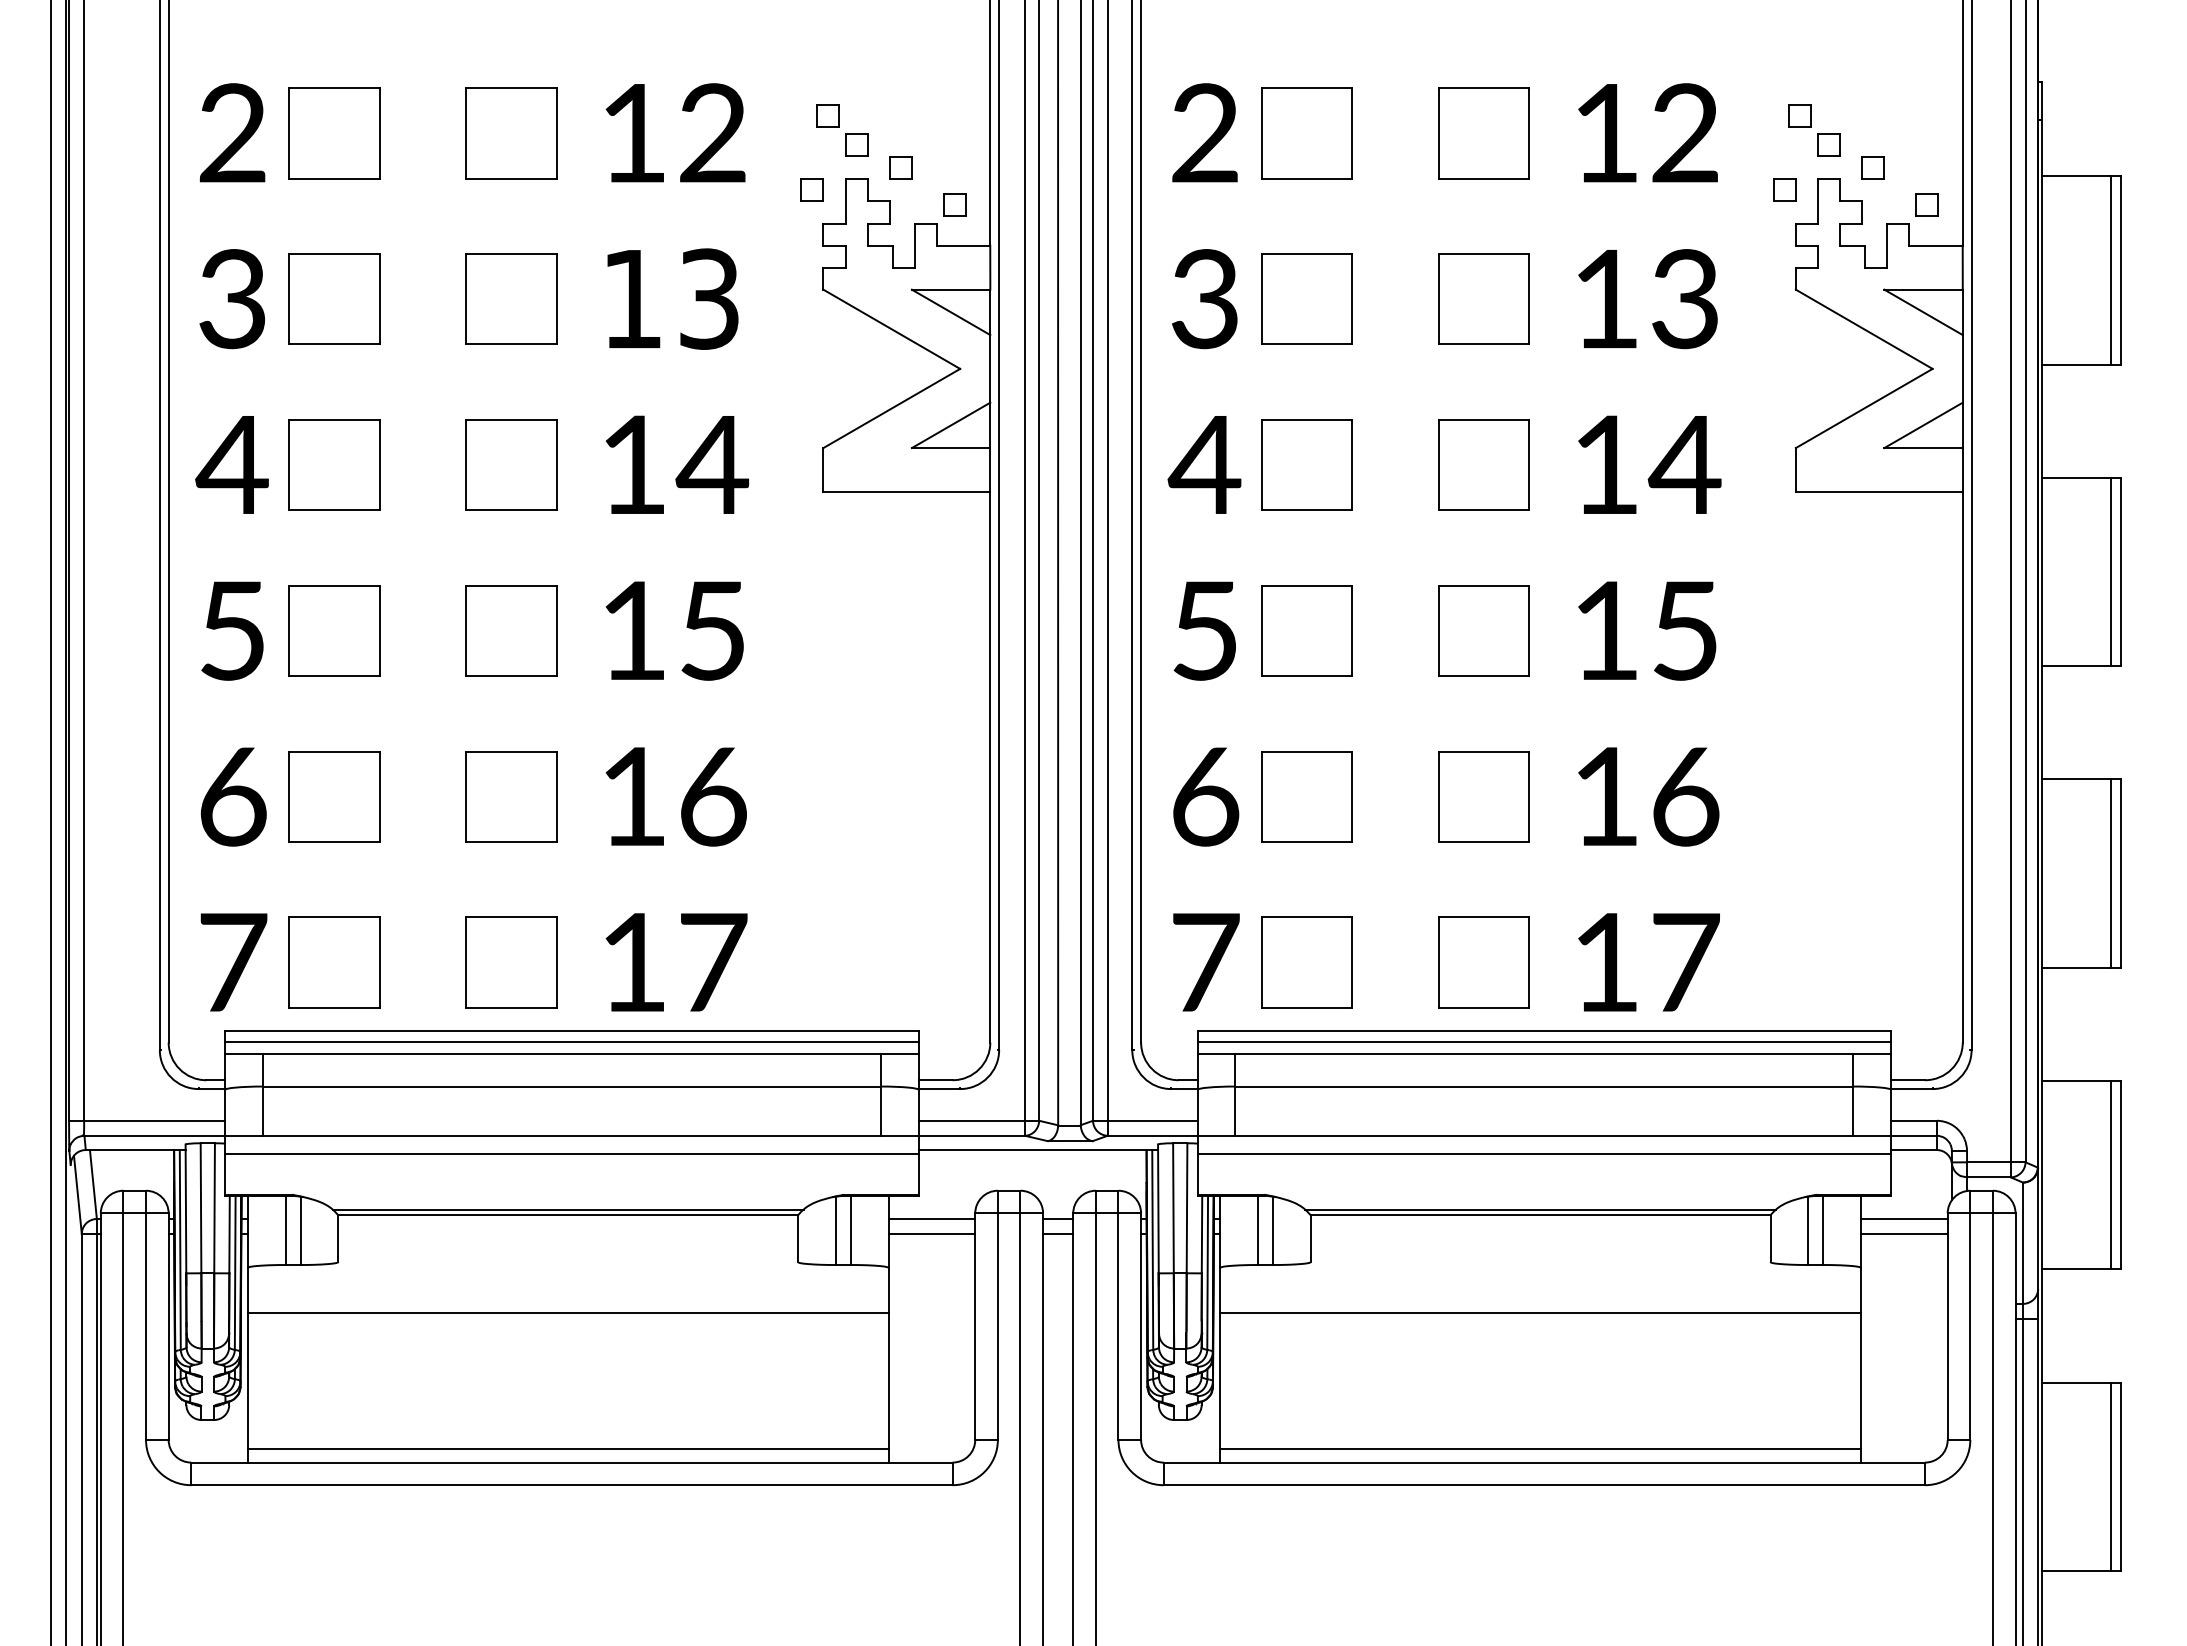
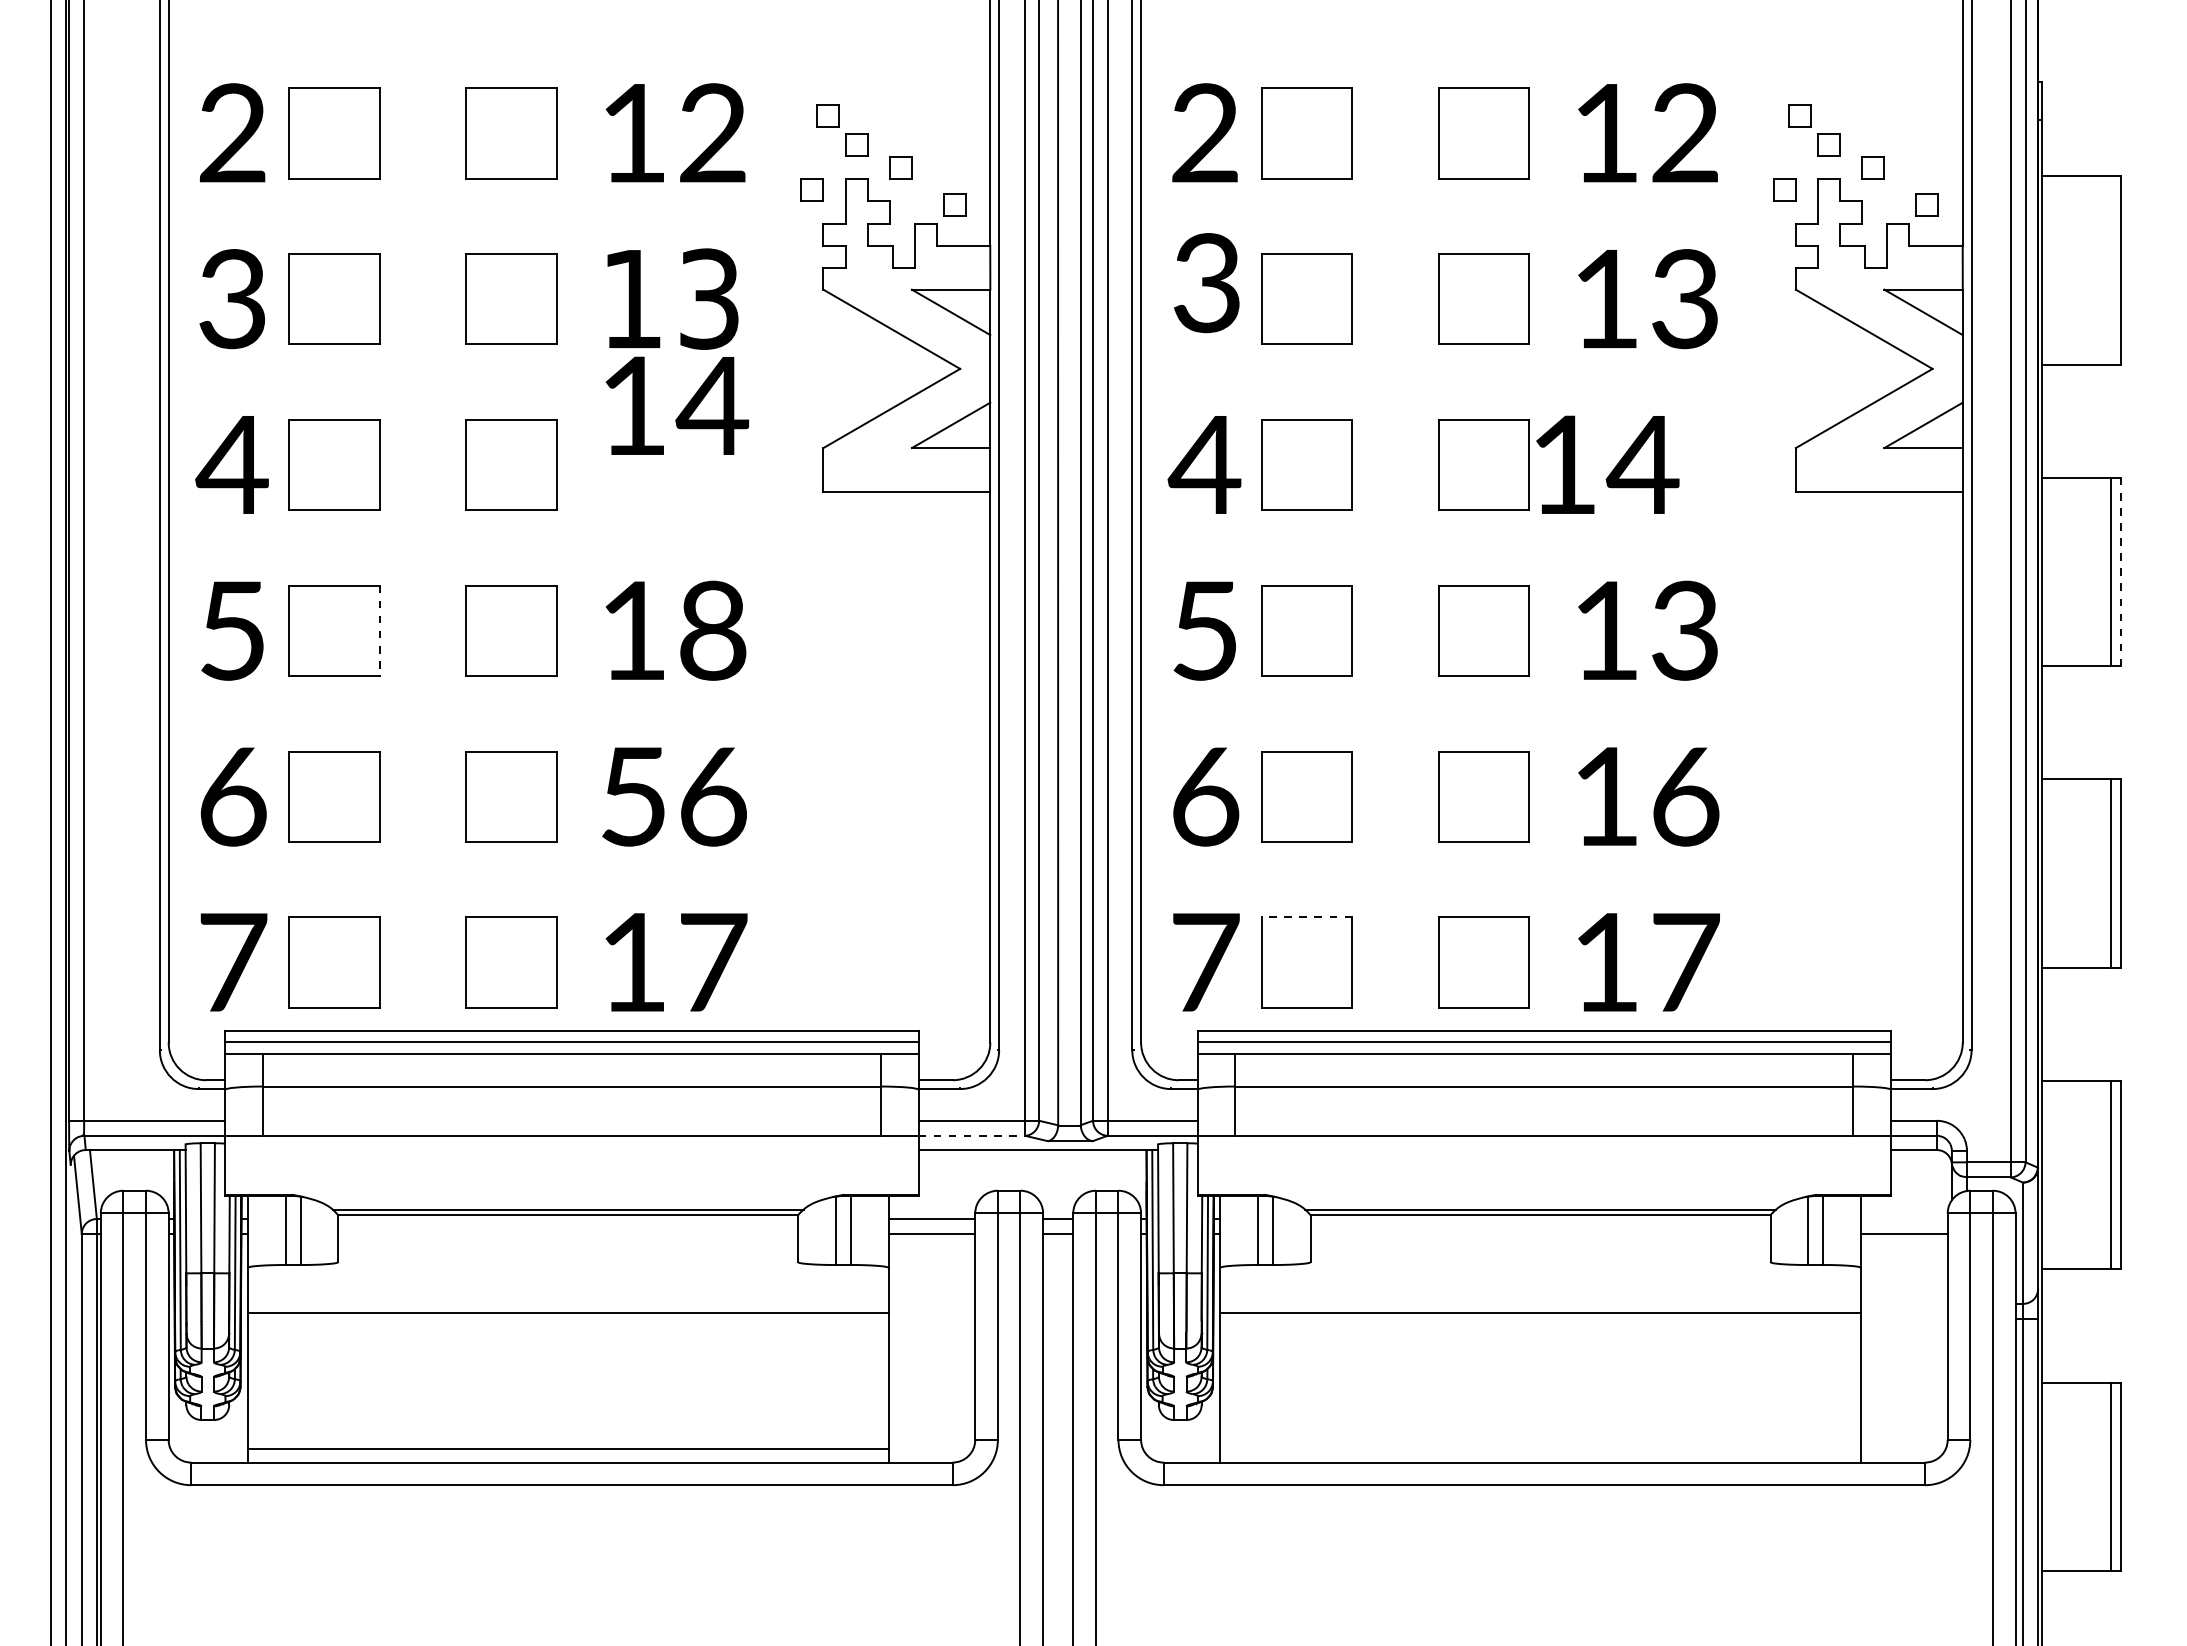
line: present -> none (2111, 270)
text position: (1204, 299) -> (1206, 283) (1206, 283)
text position: (676, 464) -> (676, 405) (676, 405)
text position: (1649, 464) -> (1607, 464) (1607, 464)
line: solid -> dashed (2121, 572)
text: 15 -> 18 (713, 630)
text: 15 -> 13 (1684, 630)
line: solid -> dashed (379, 631)
text: 16 -> 56 (633, 796)
line: solid -> dashed (1306, 917)
line: solid -> dashed (972, 1135)
line: present -> none (571, 1154)
line: present -> none (1544, 1154)
line: present -> none (1904, 1219)
line: present -> none (1540, 1449)
